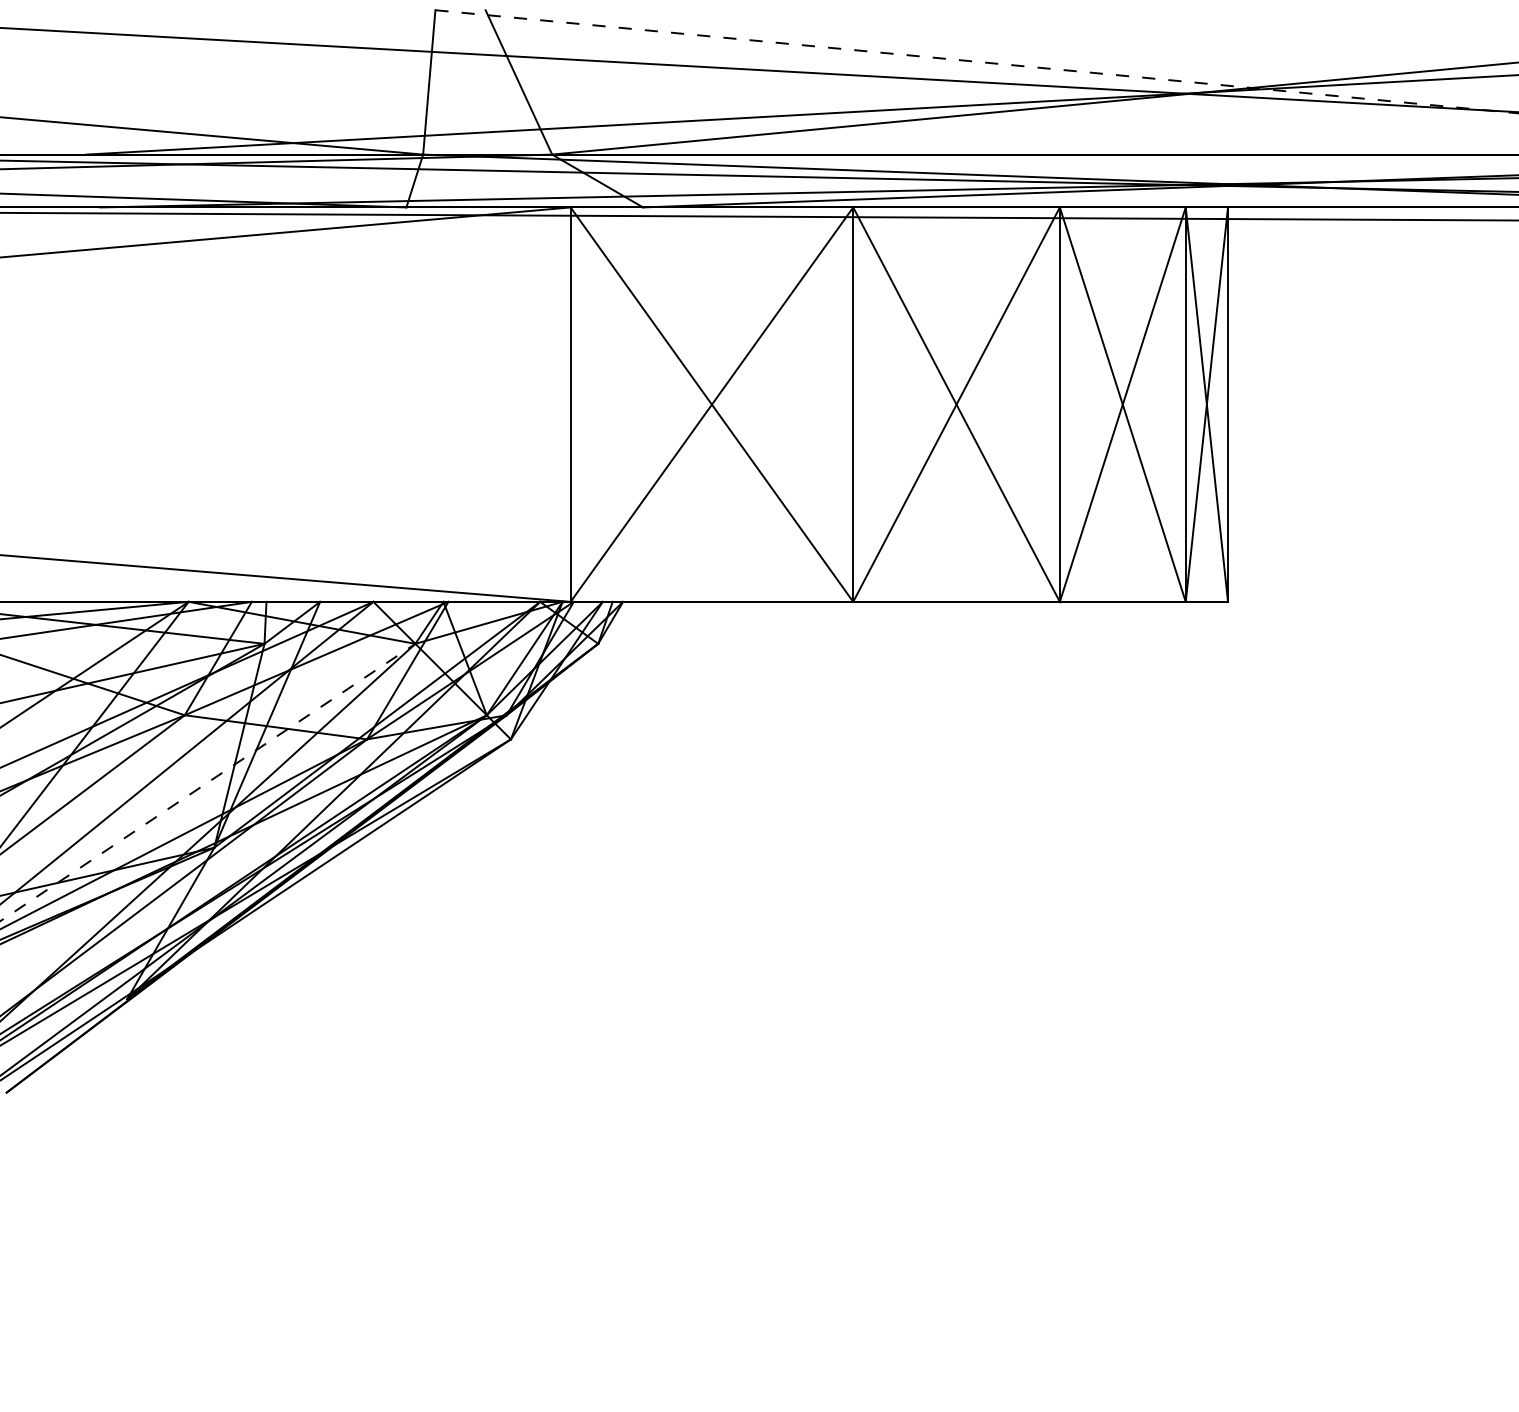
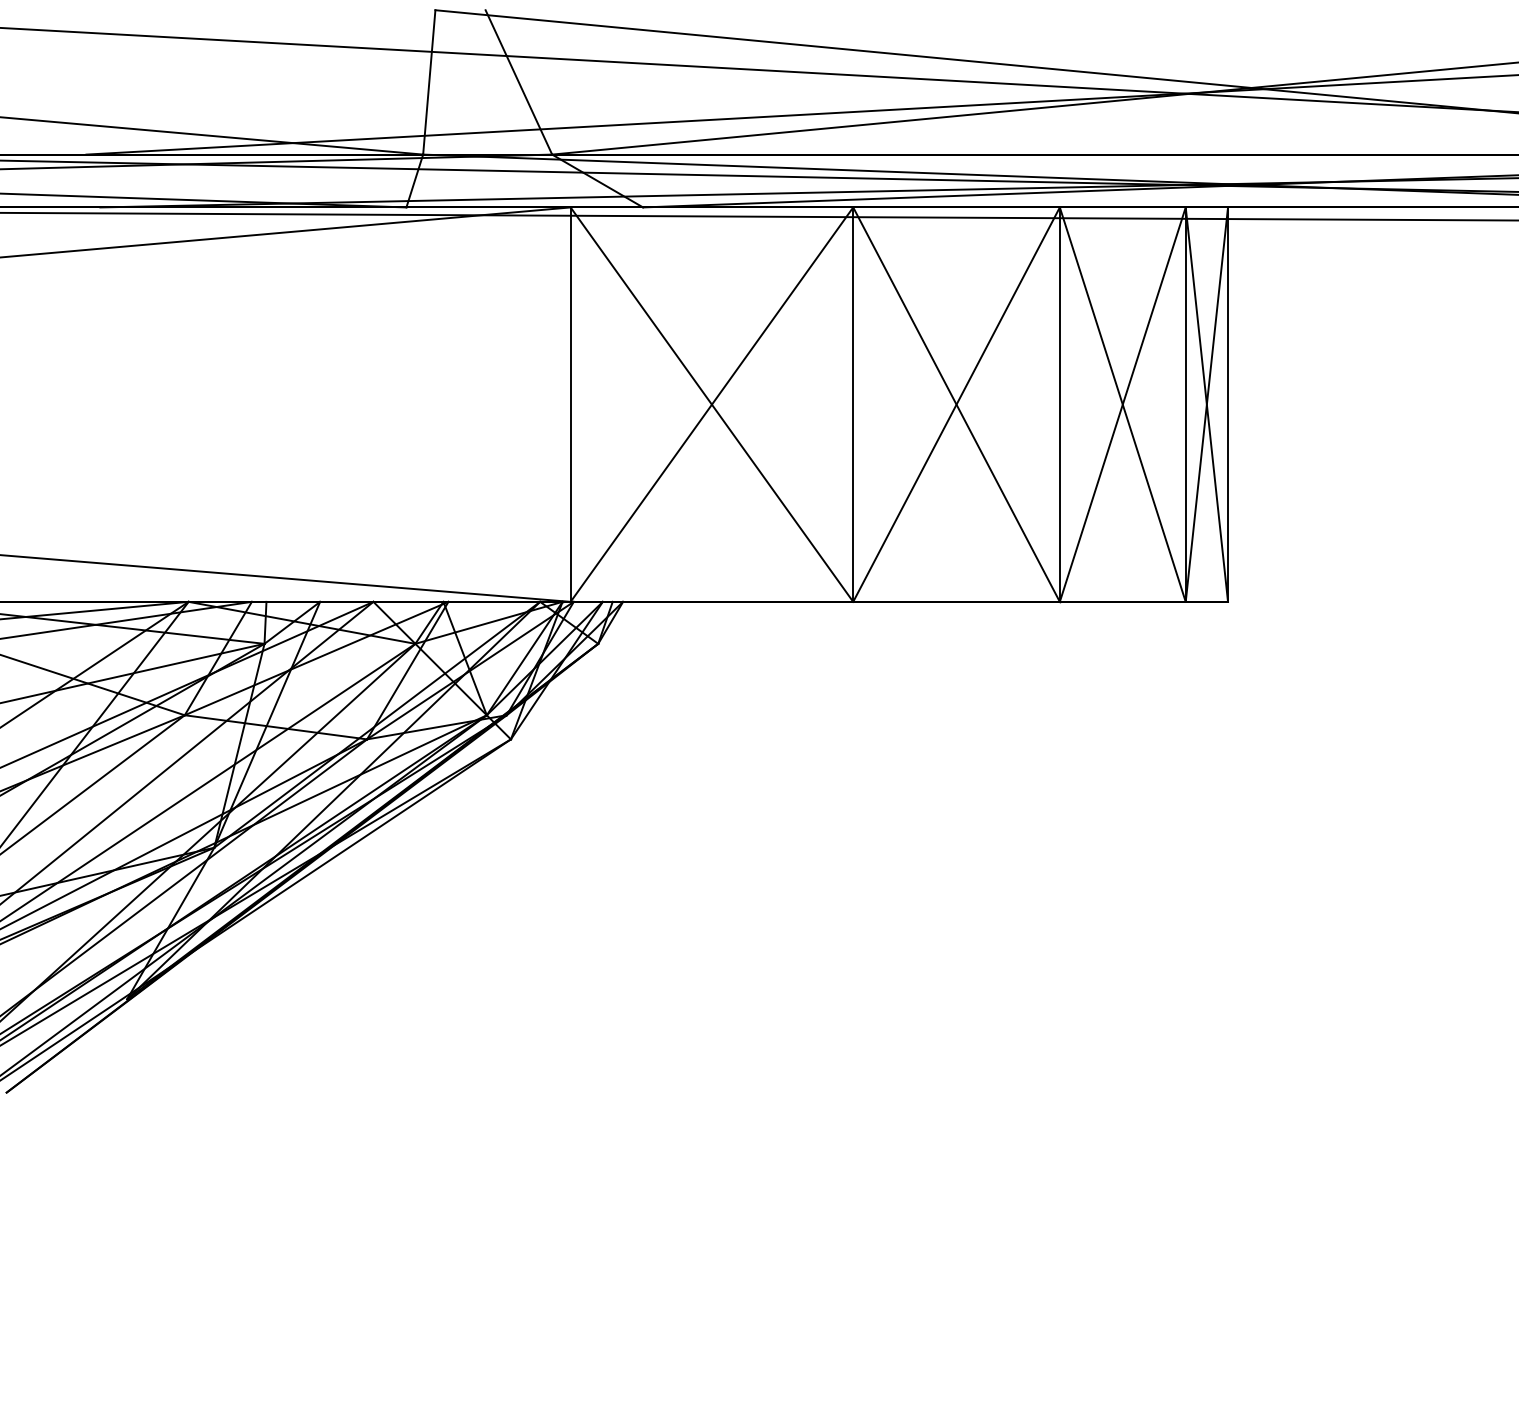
line: dashed -> solid (977, 61)
line: dashed -> solid (208, 782)
